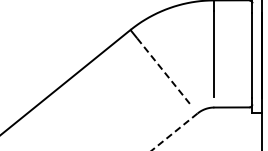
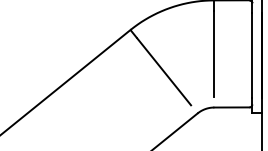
line: dashed -> solid (164, 71)
line: dashed -> solid (175, 131)
